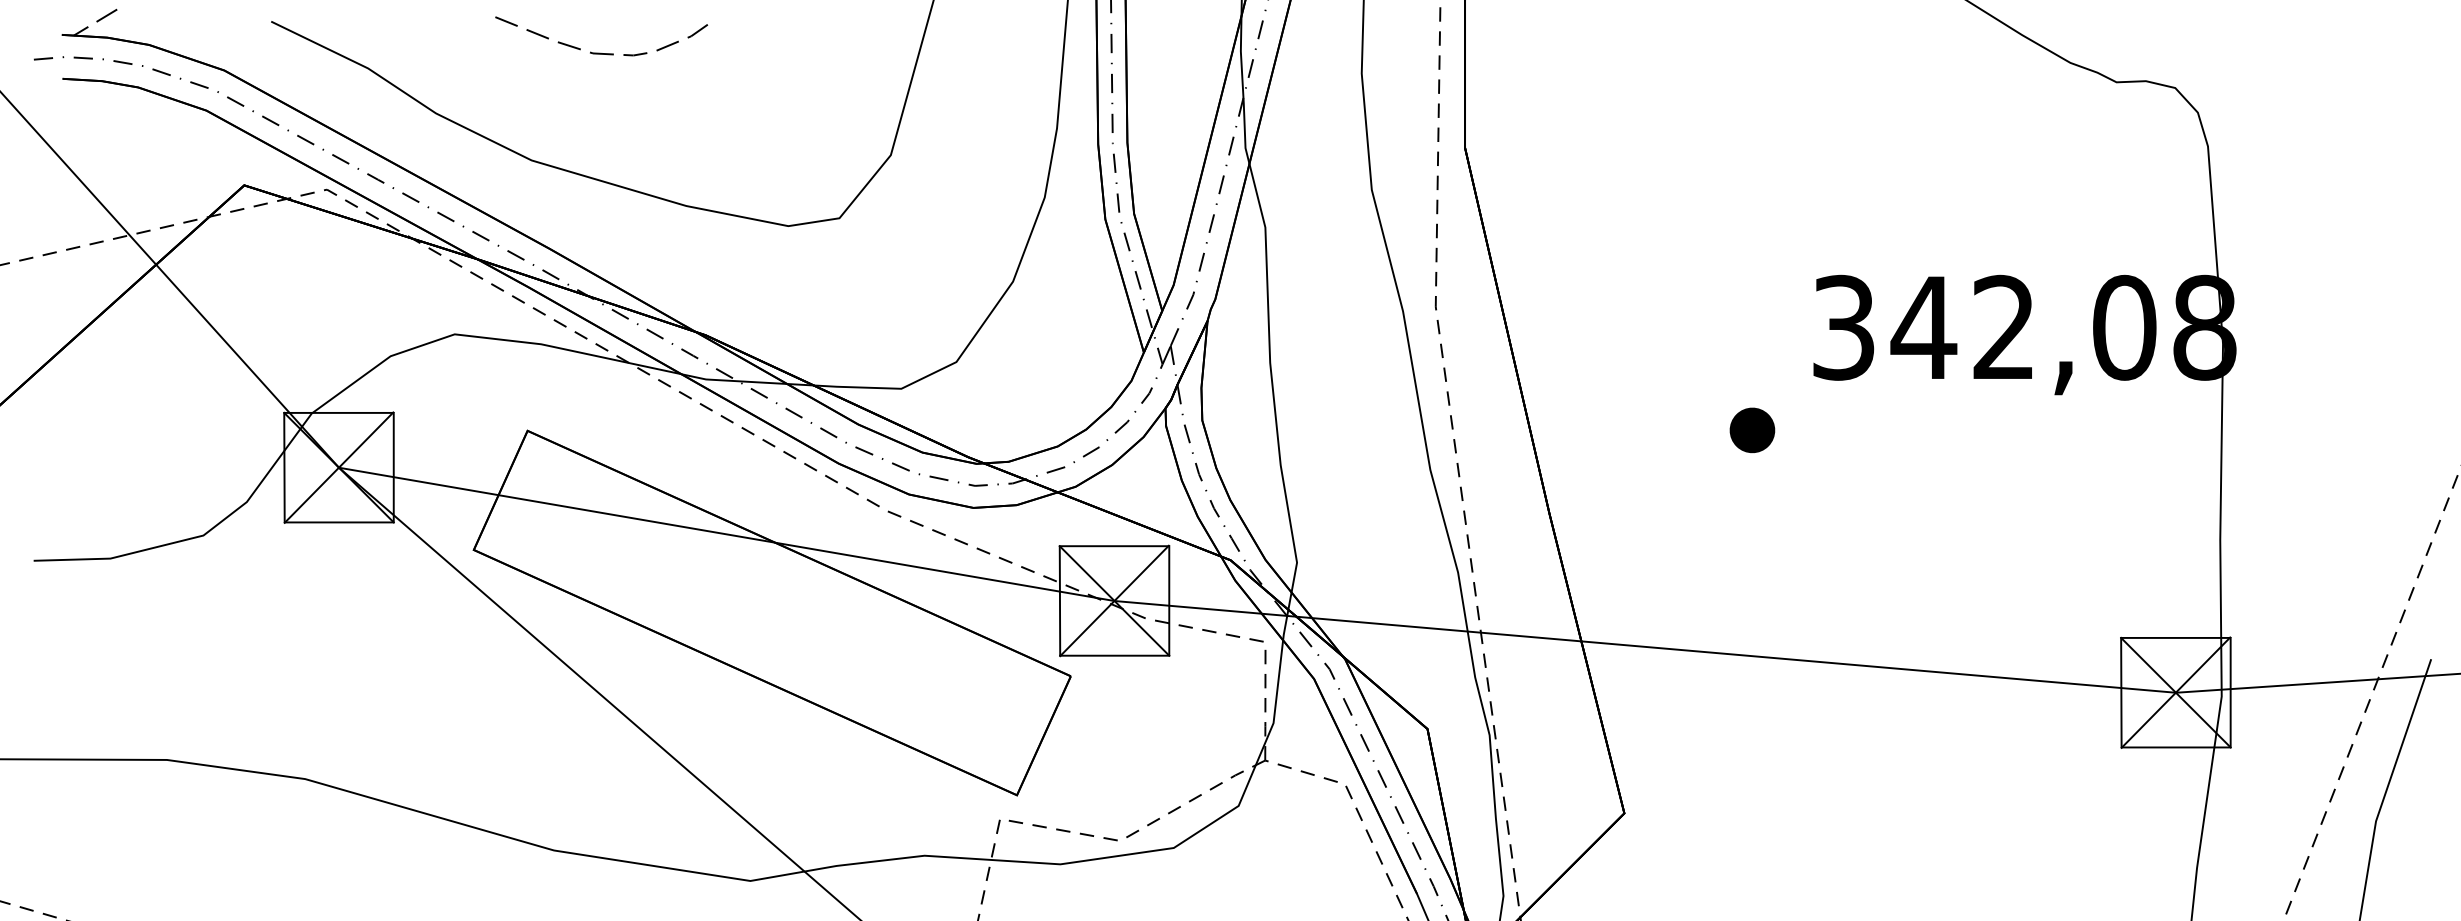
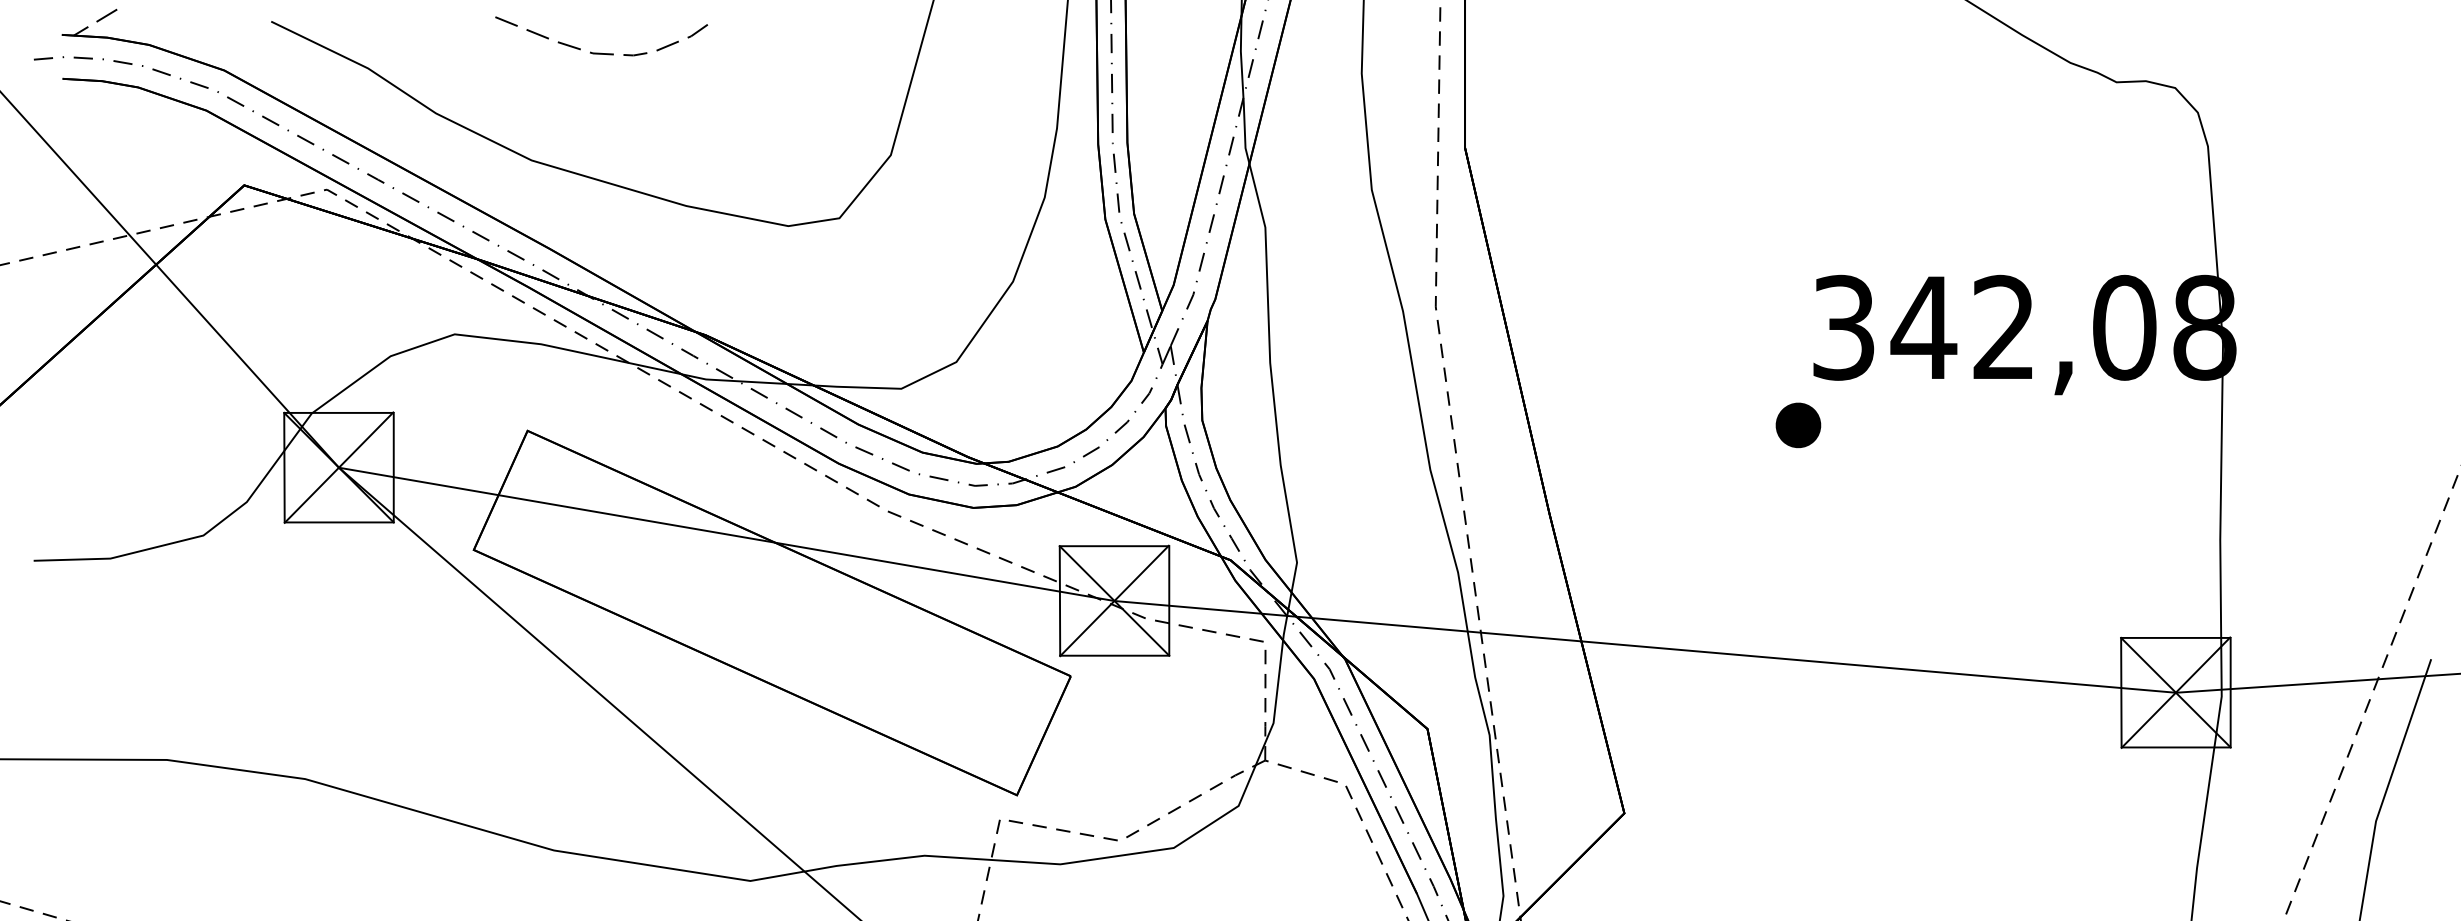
part position: (1752, 430) -> (1798, 425) (1798, 425)
